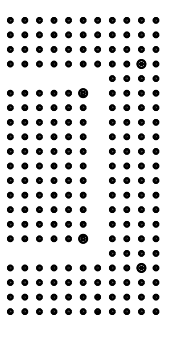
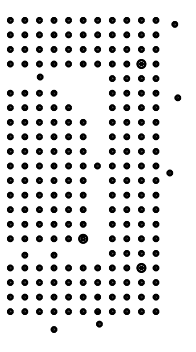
part: none -> present (174, 24)
part: none -> present (39, 76)
part: none -> present (177, 97)
part: present -> none (76, 99)
part: none -> present (97, 165)
part: none -> present (169, 172)
part: none -> present (24, 254)
part: none -> present (53, 254)
part: none -> present (99, 323)
part: none -> present (53, 329)
